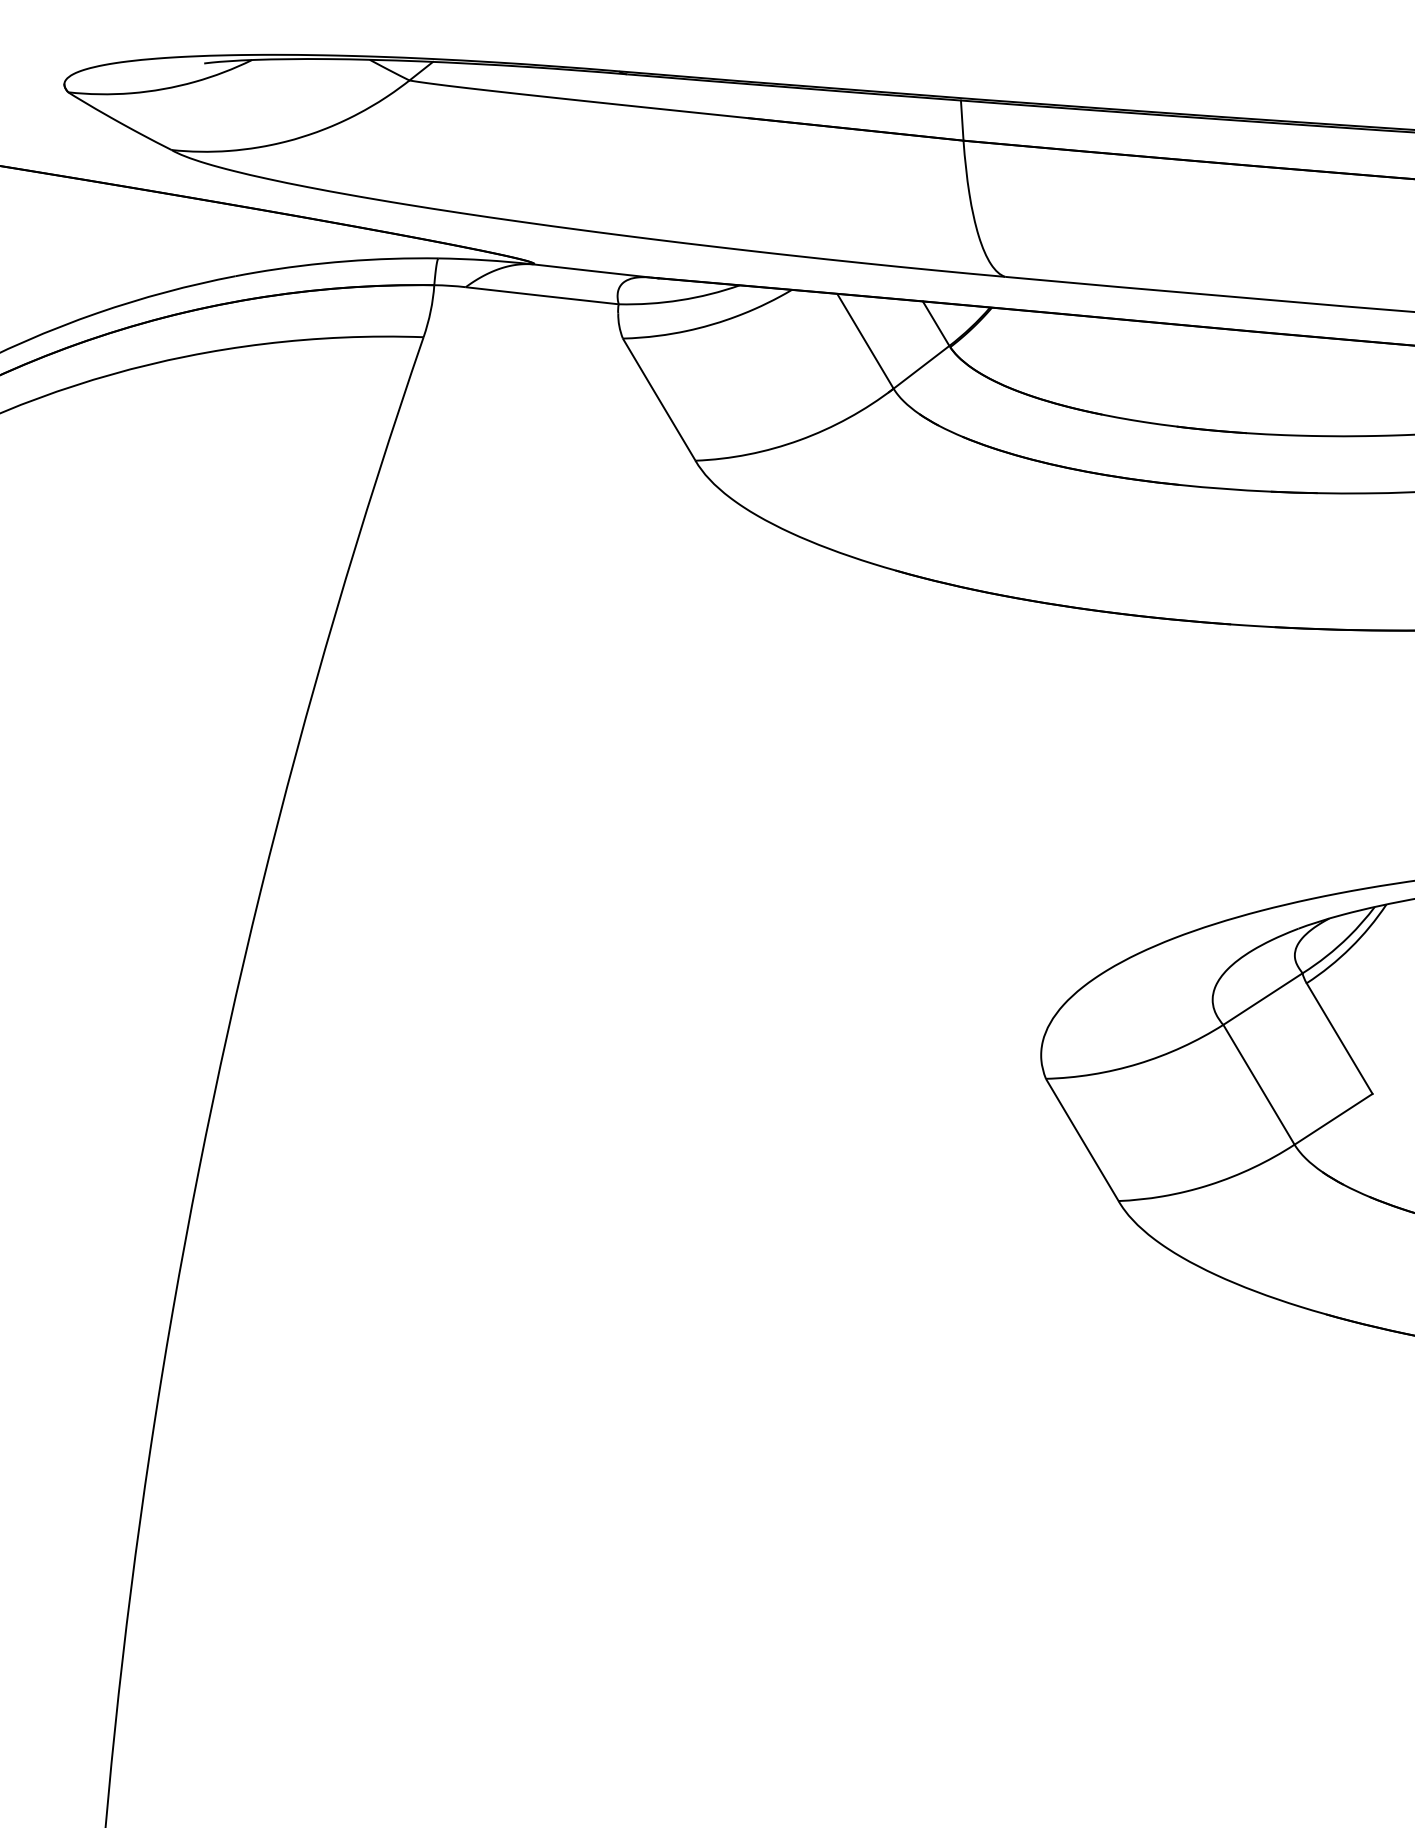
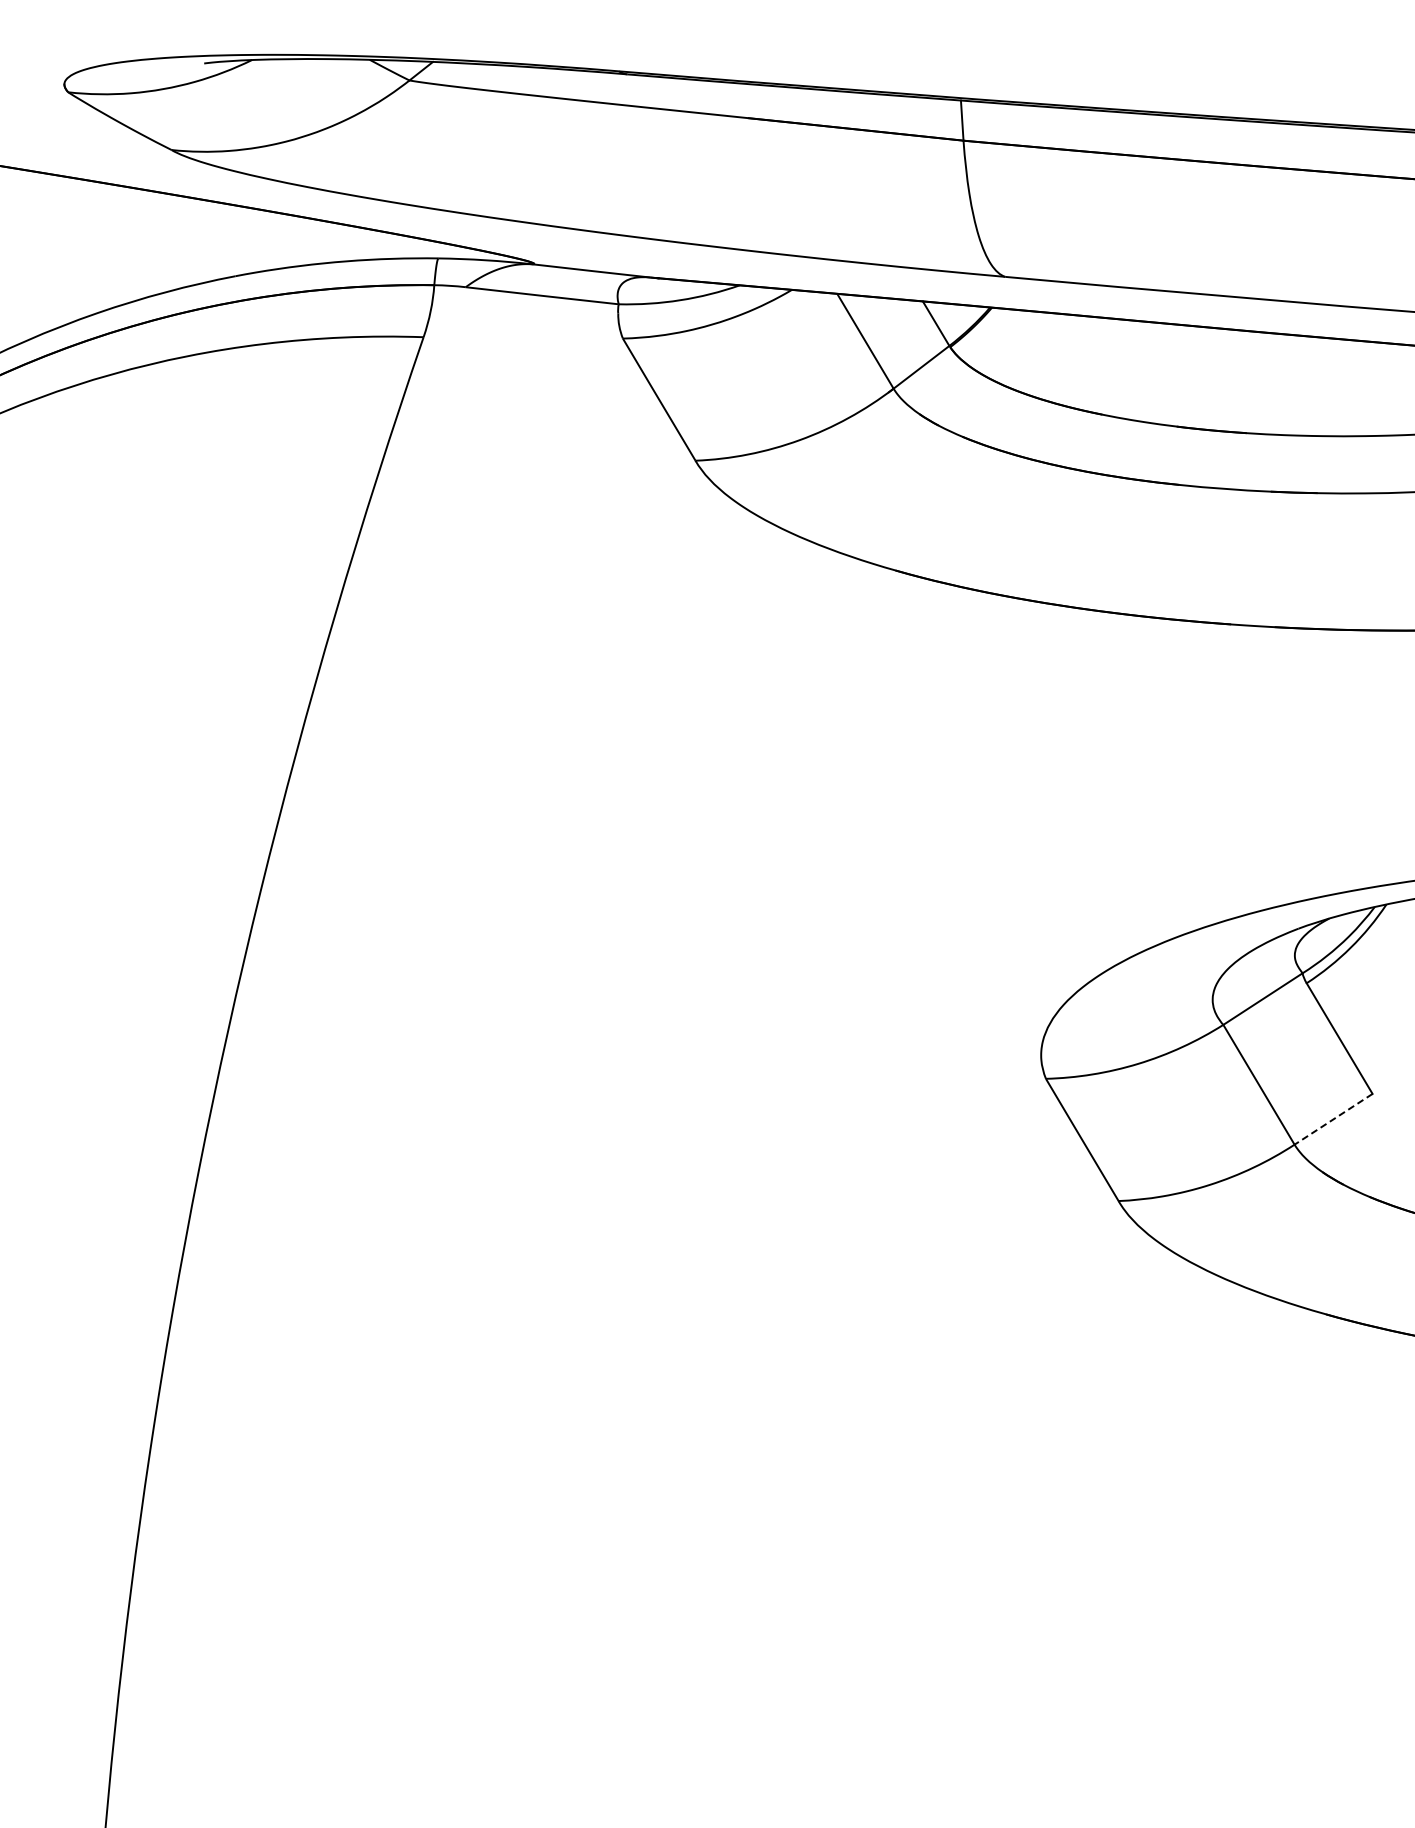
line: solid -> dashed (1333, 1119)
